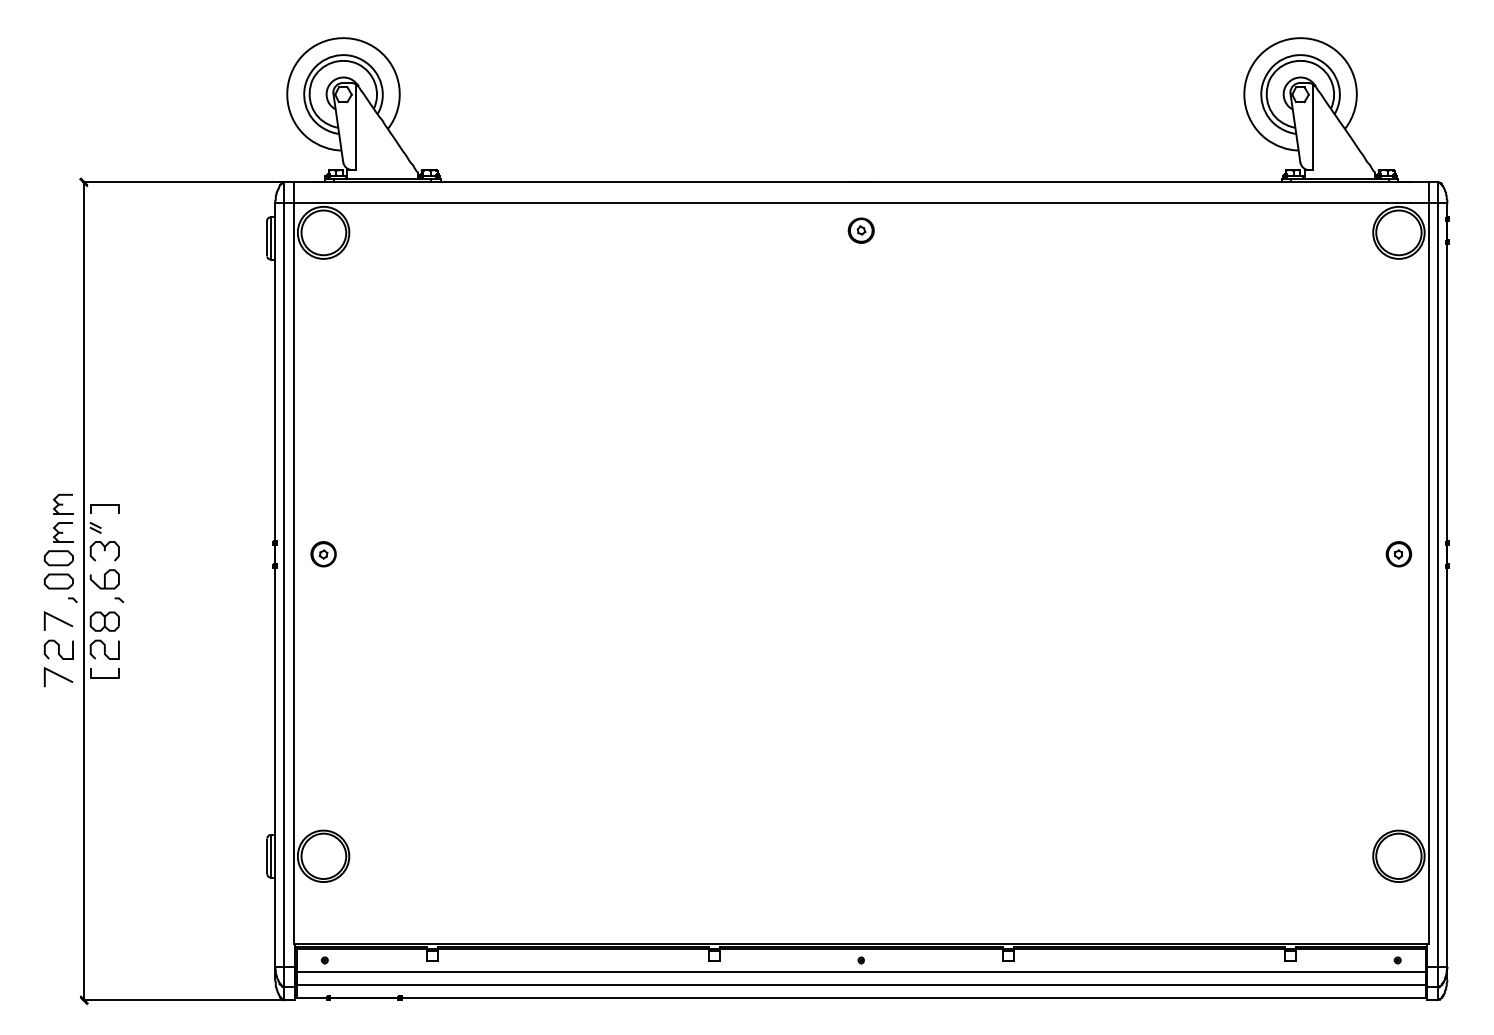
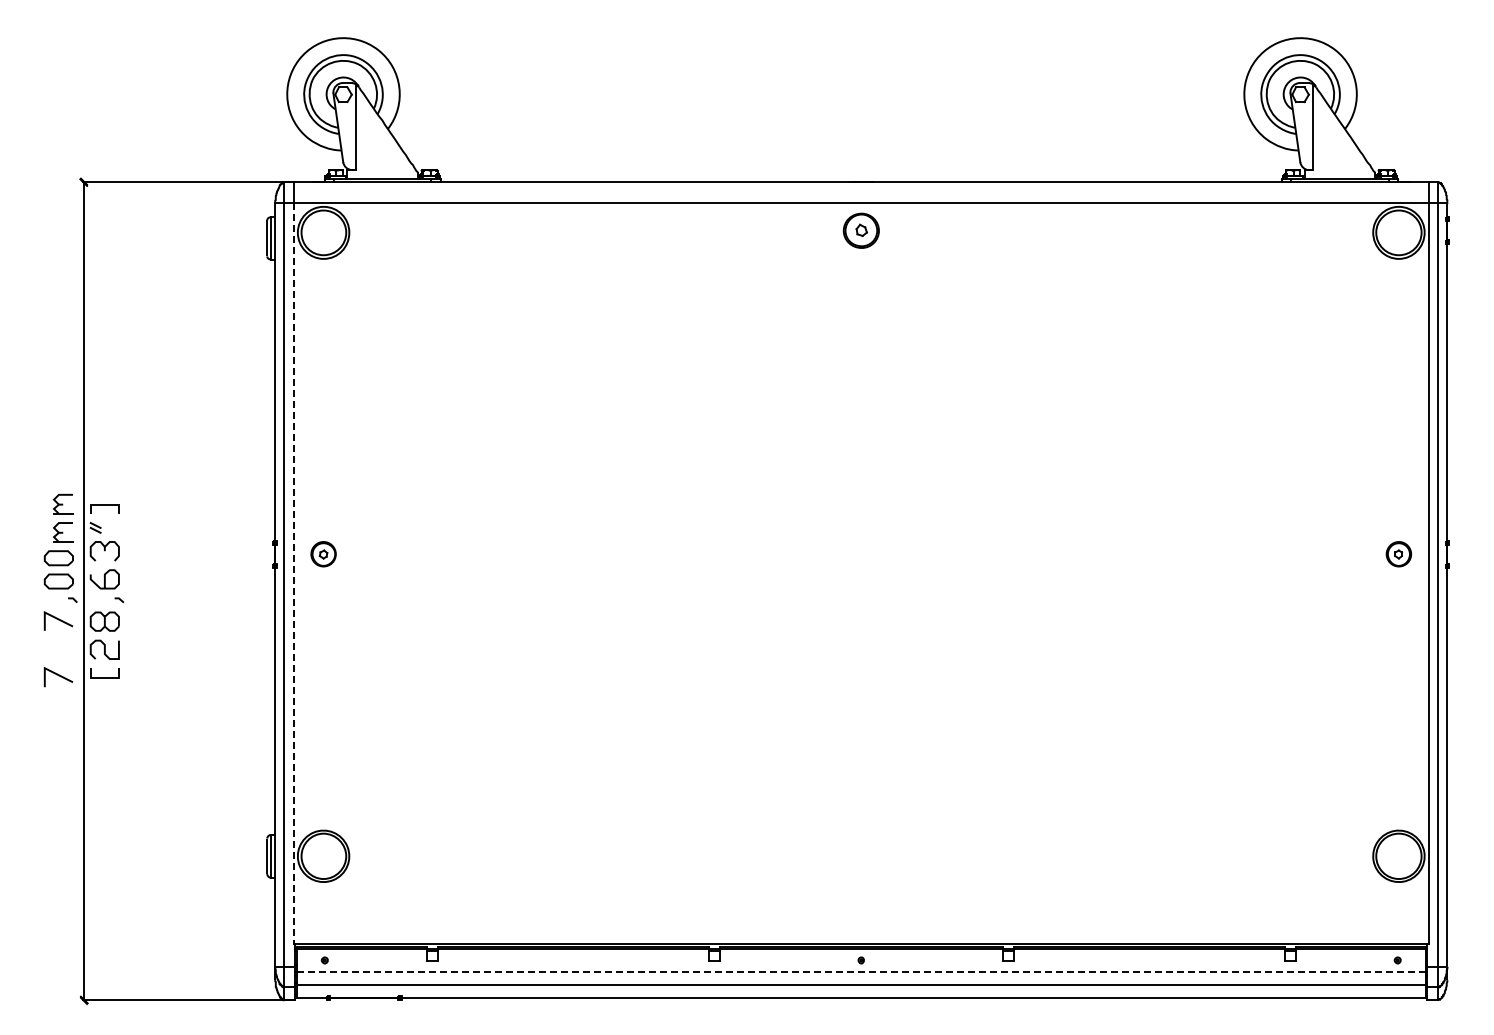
part size: 28x27 px -> 38x37 px (860, 230)
line: solid -> dashed (293, 573)
curve: present -> none (58, 649)
line: solid -> dashed (861, 971)
